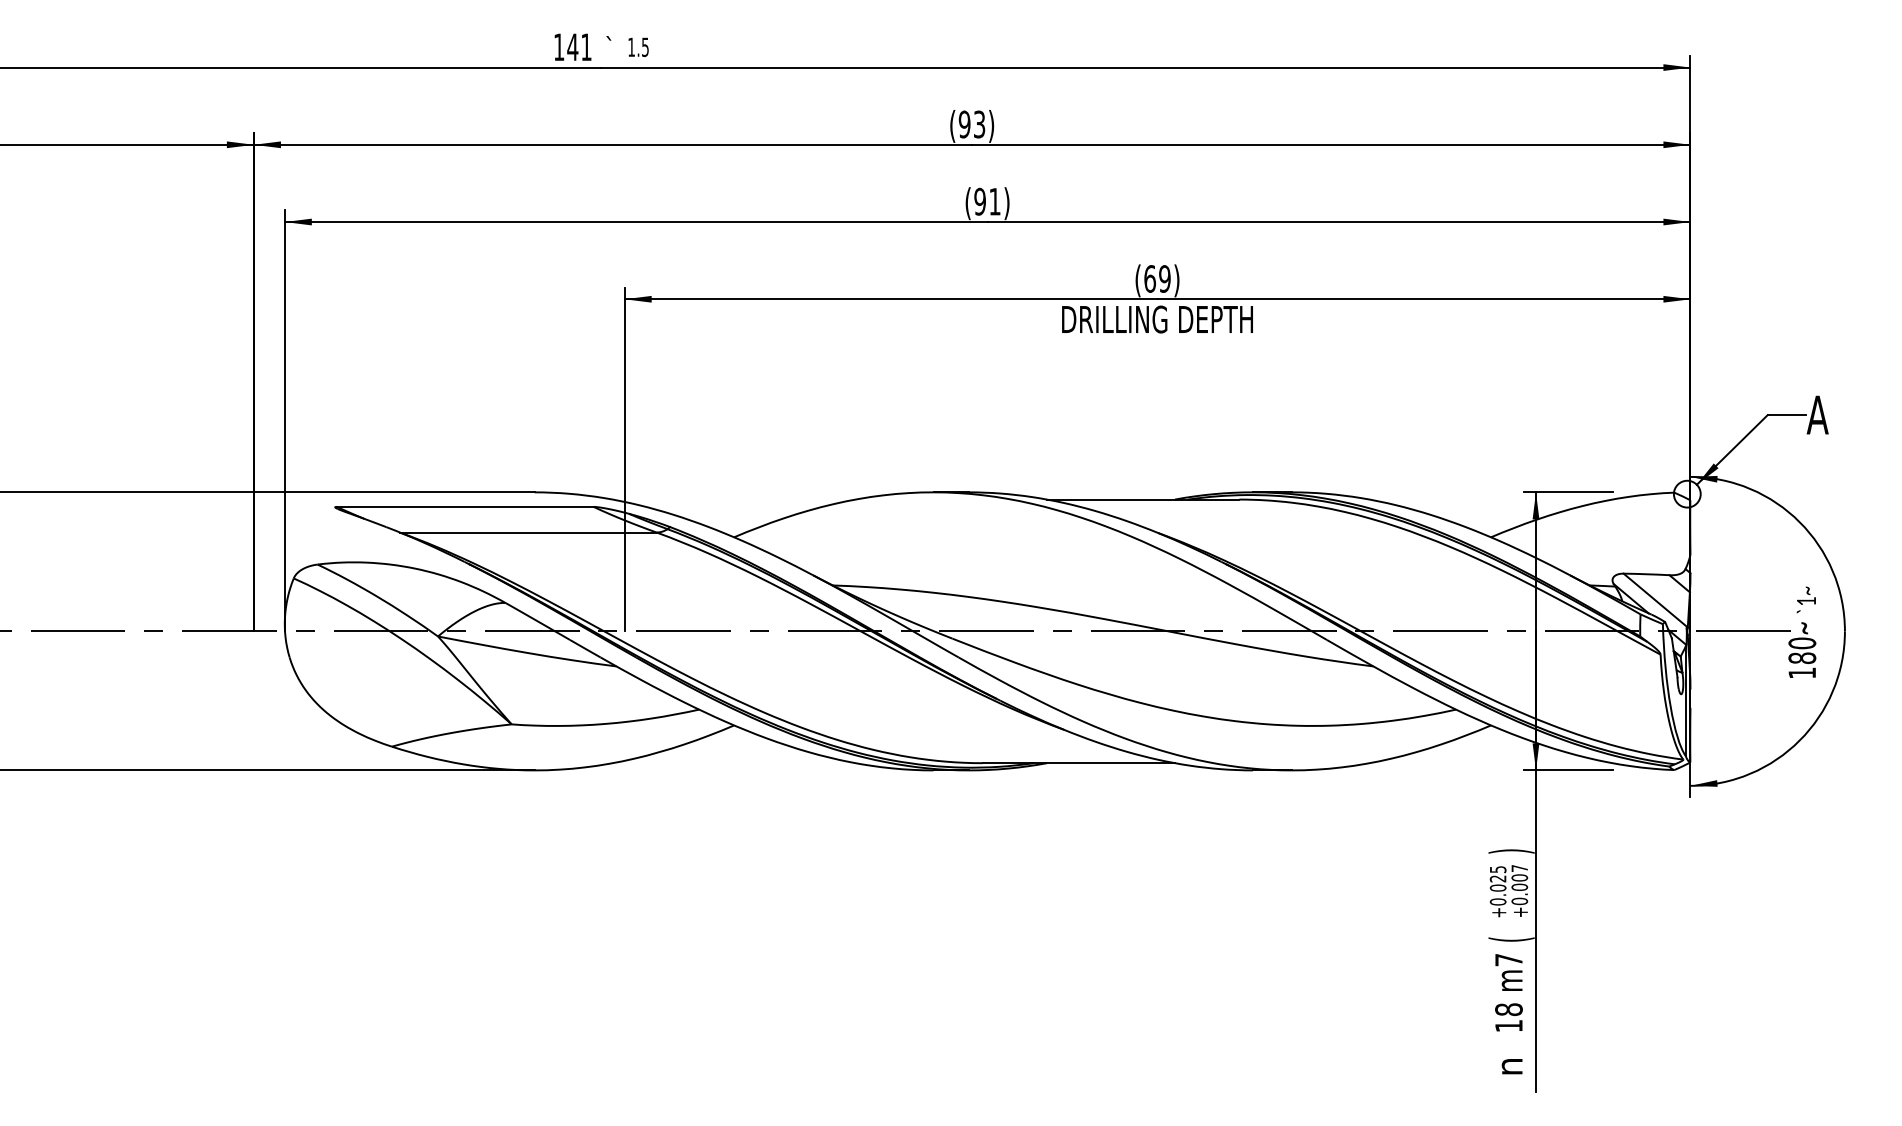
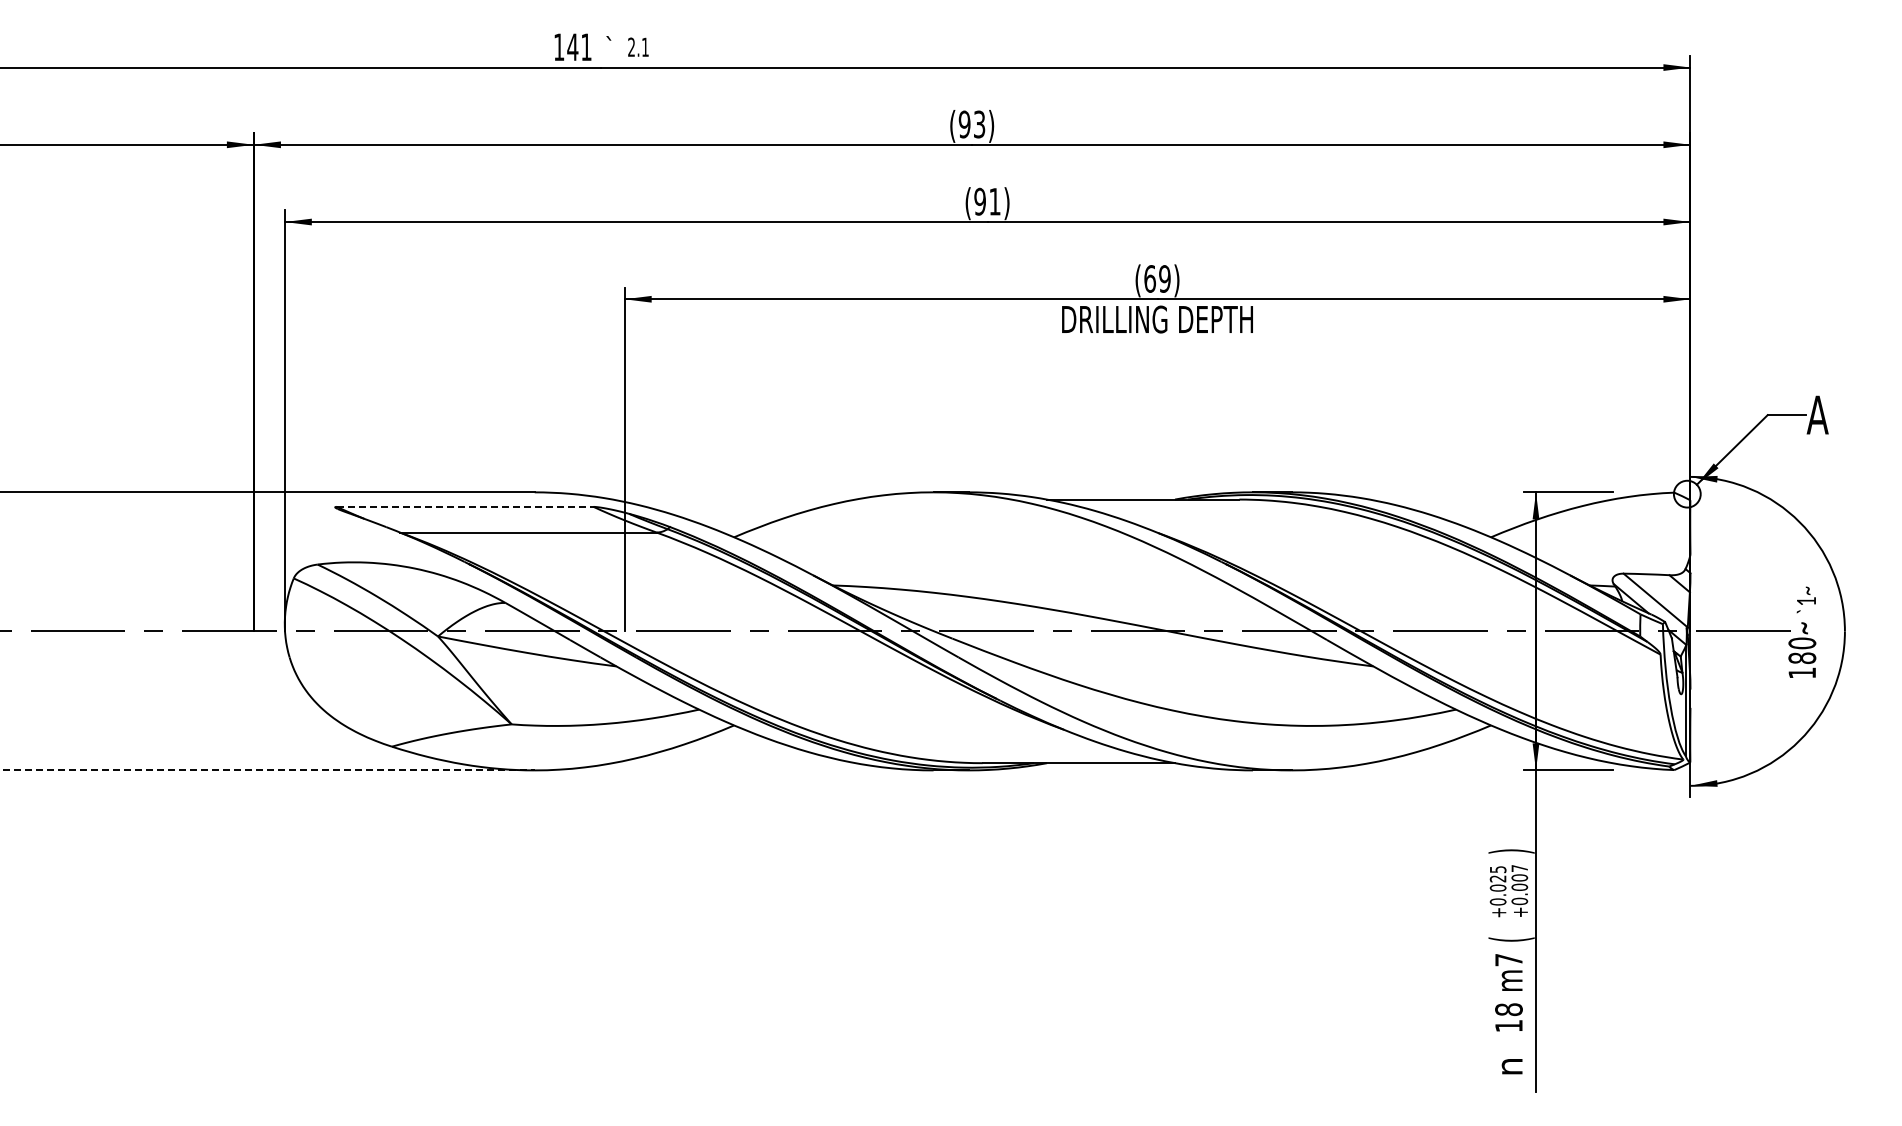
text: 1.5 -> 2.1 (638, 47)
line: solid -> dashed (465, 506)
line: solid -> dashed (267, 770)
